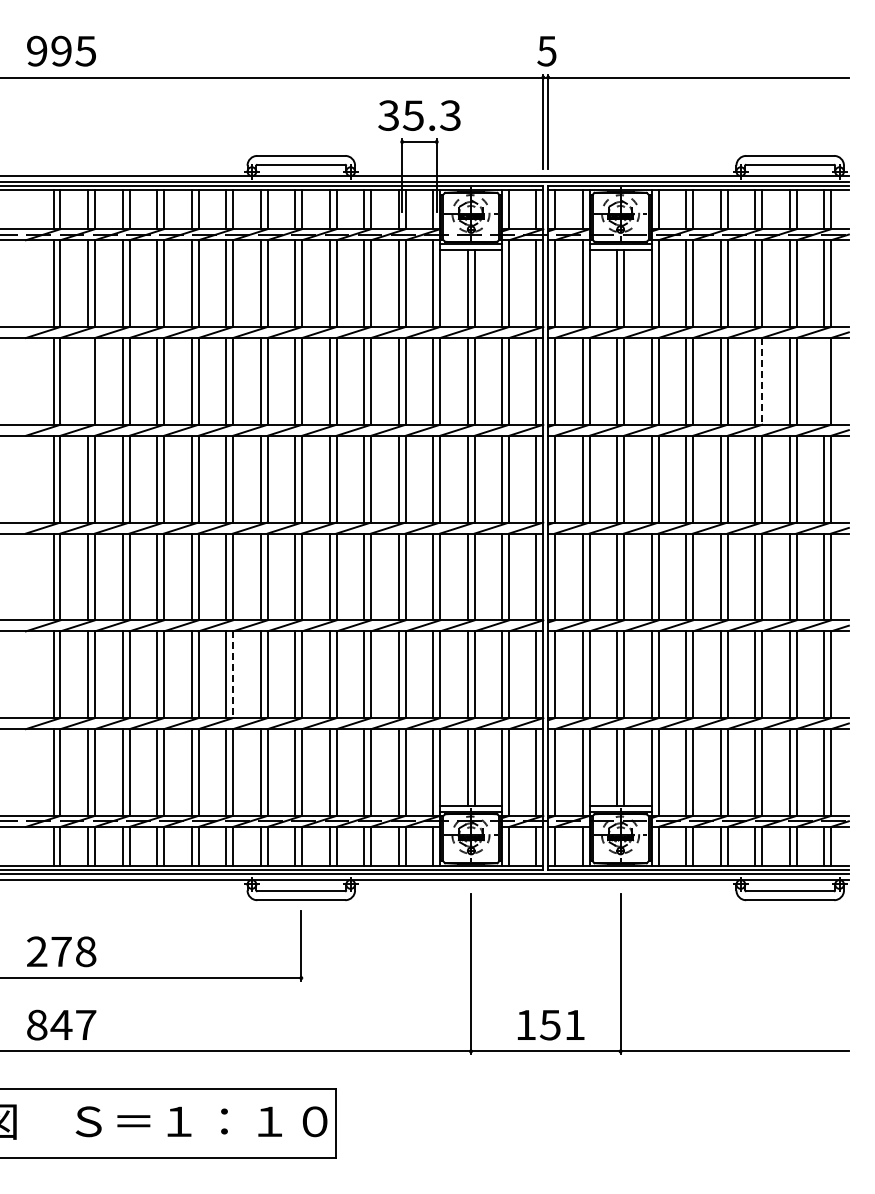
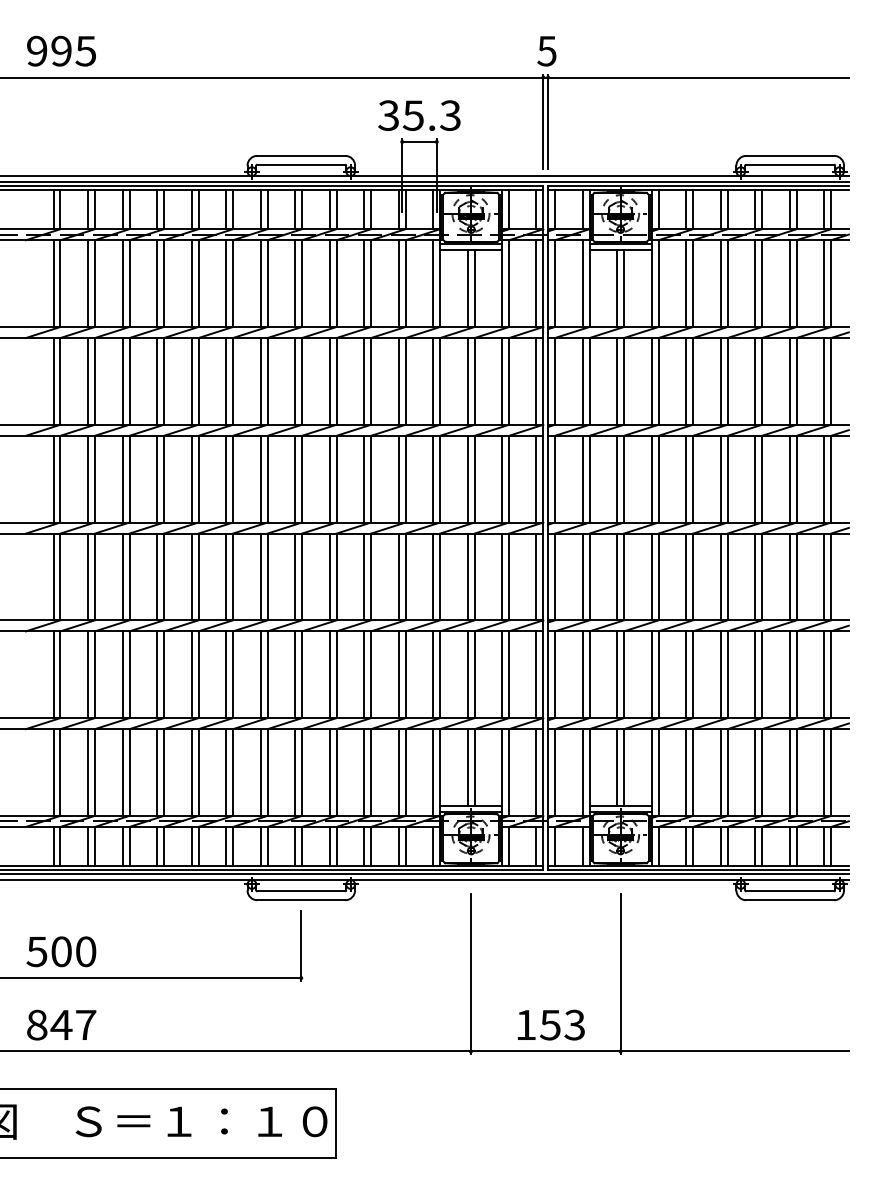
line: none -> present (88, 381)
line: dashed -> solid (762, 381)
line: none -> present (824, 381)
line: dashed -> solid (233, 675)
text: 278 -> 500 (61, 951)
text: 151 -> 153 (574, 1024)
